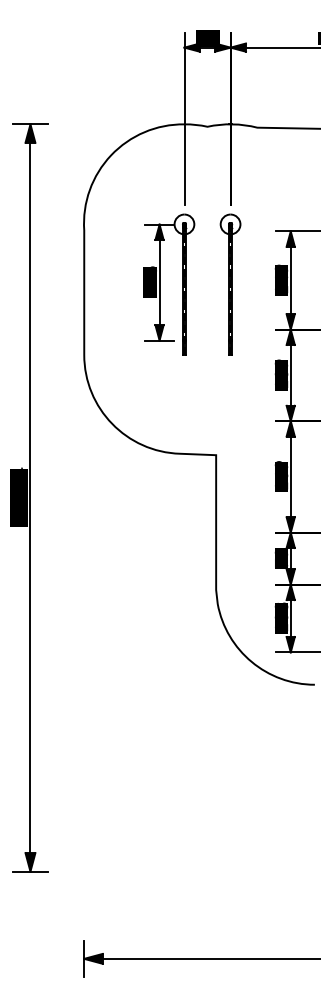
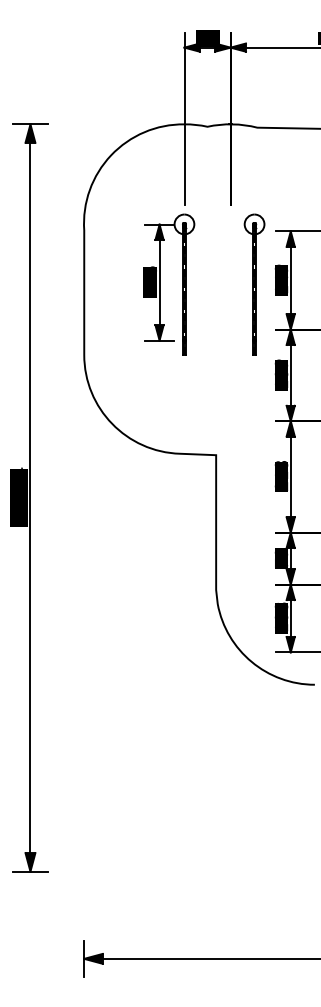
part position: (230, 284) -> (254, 284) (254, 284)
text: 169 -> 213 (281, 475)
